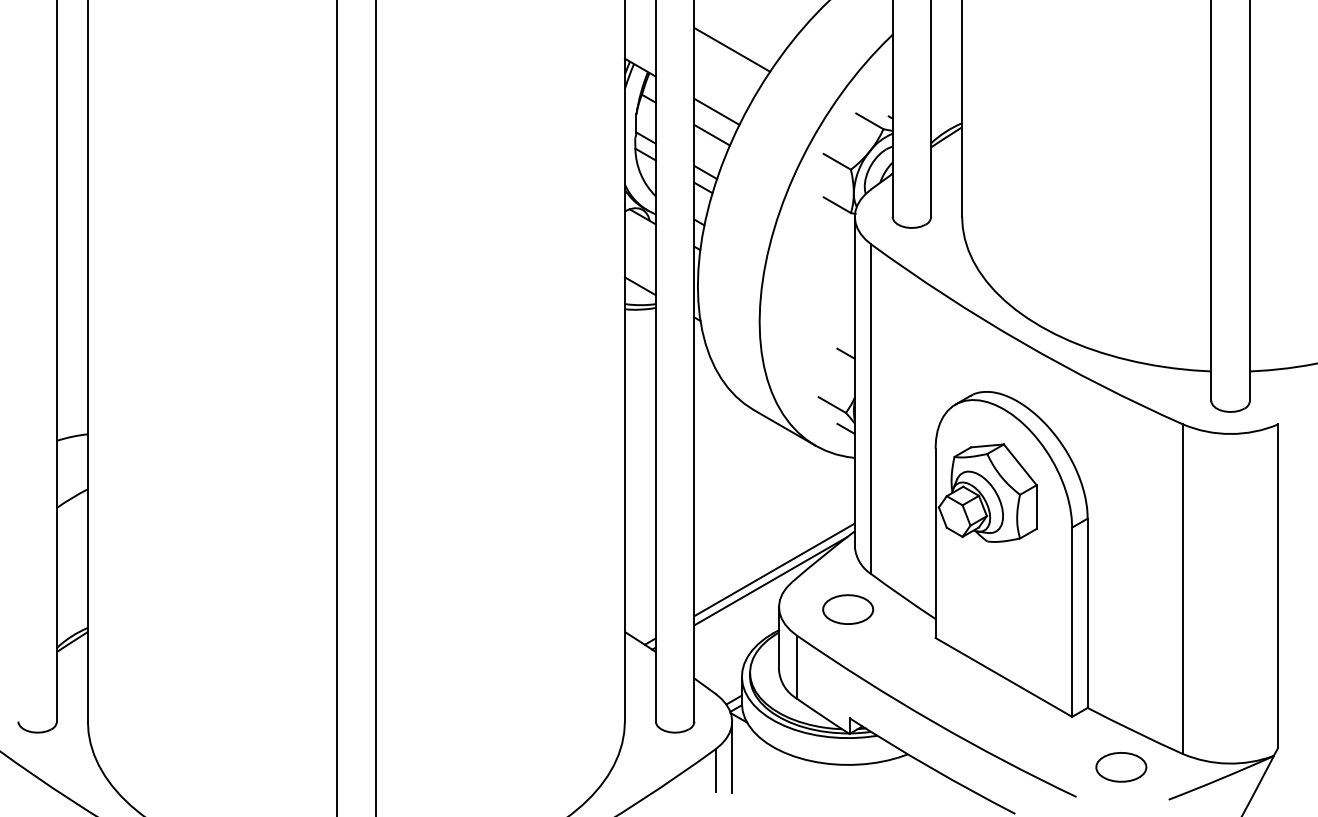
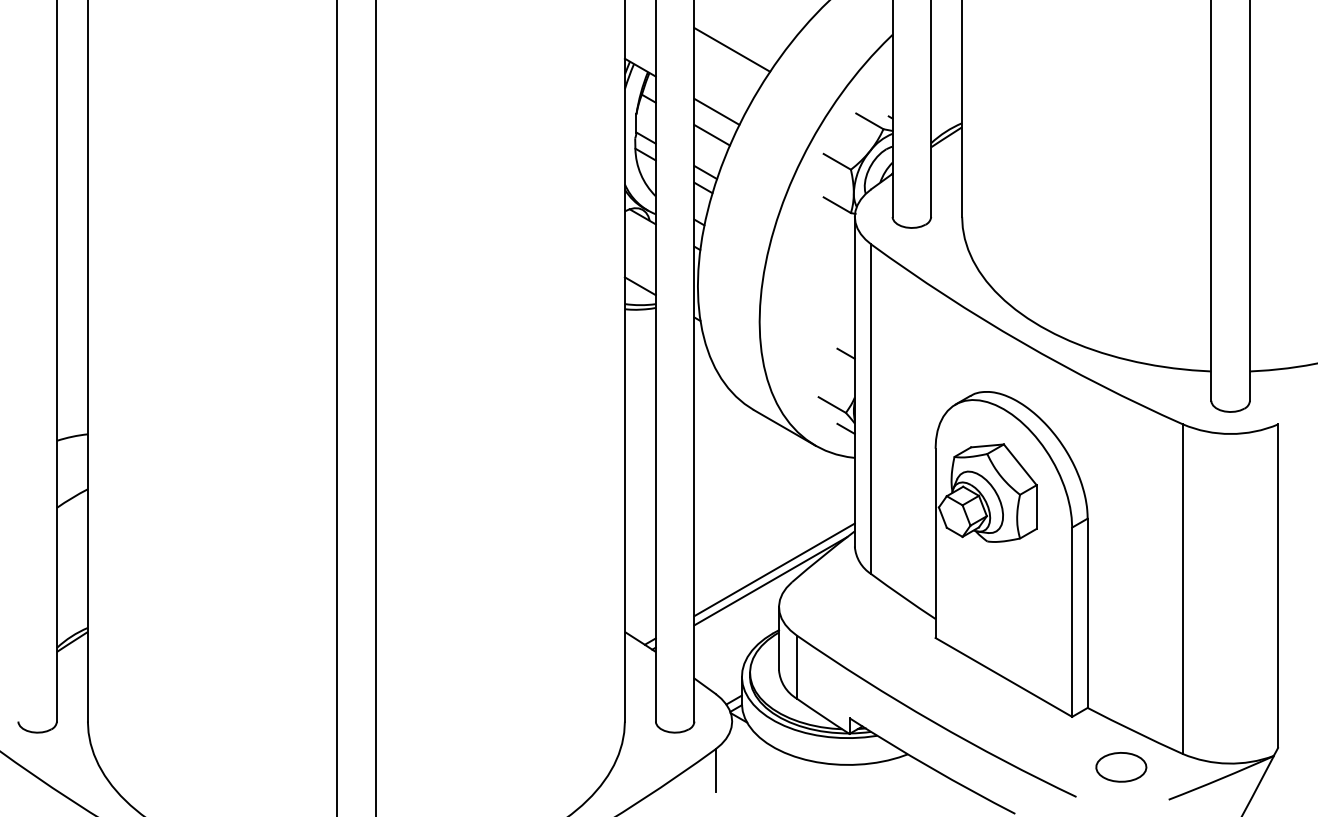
part: present -> none (848, 609)
line: present -> none (732, 756)
